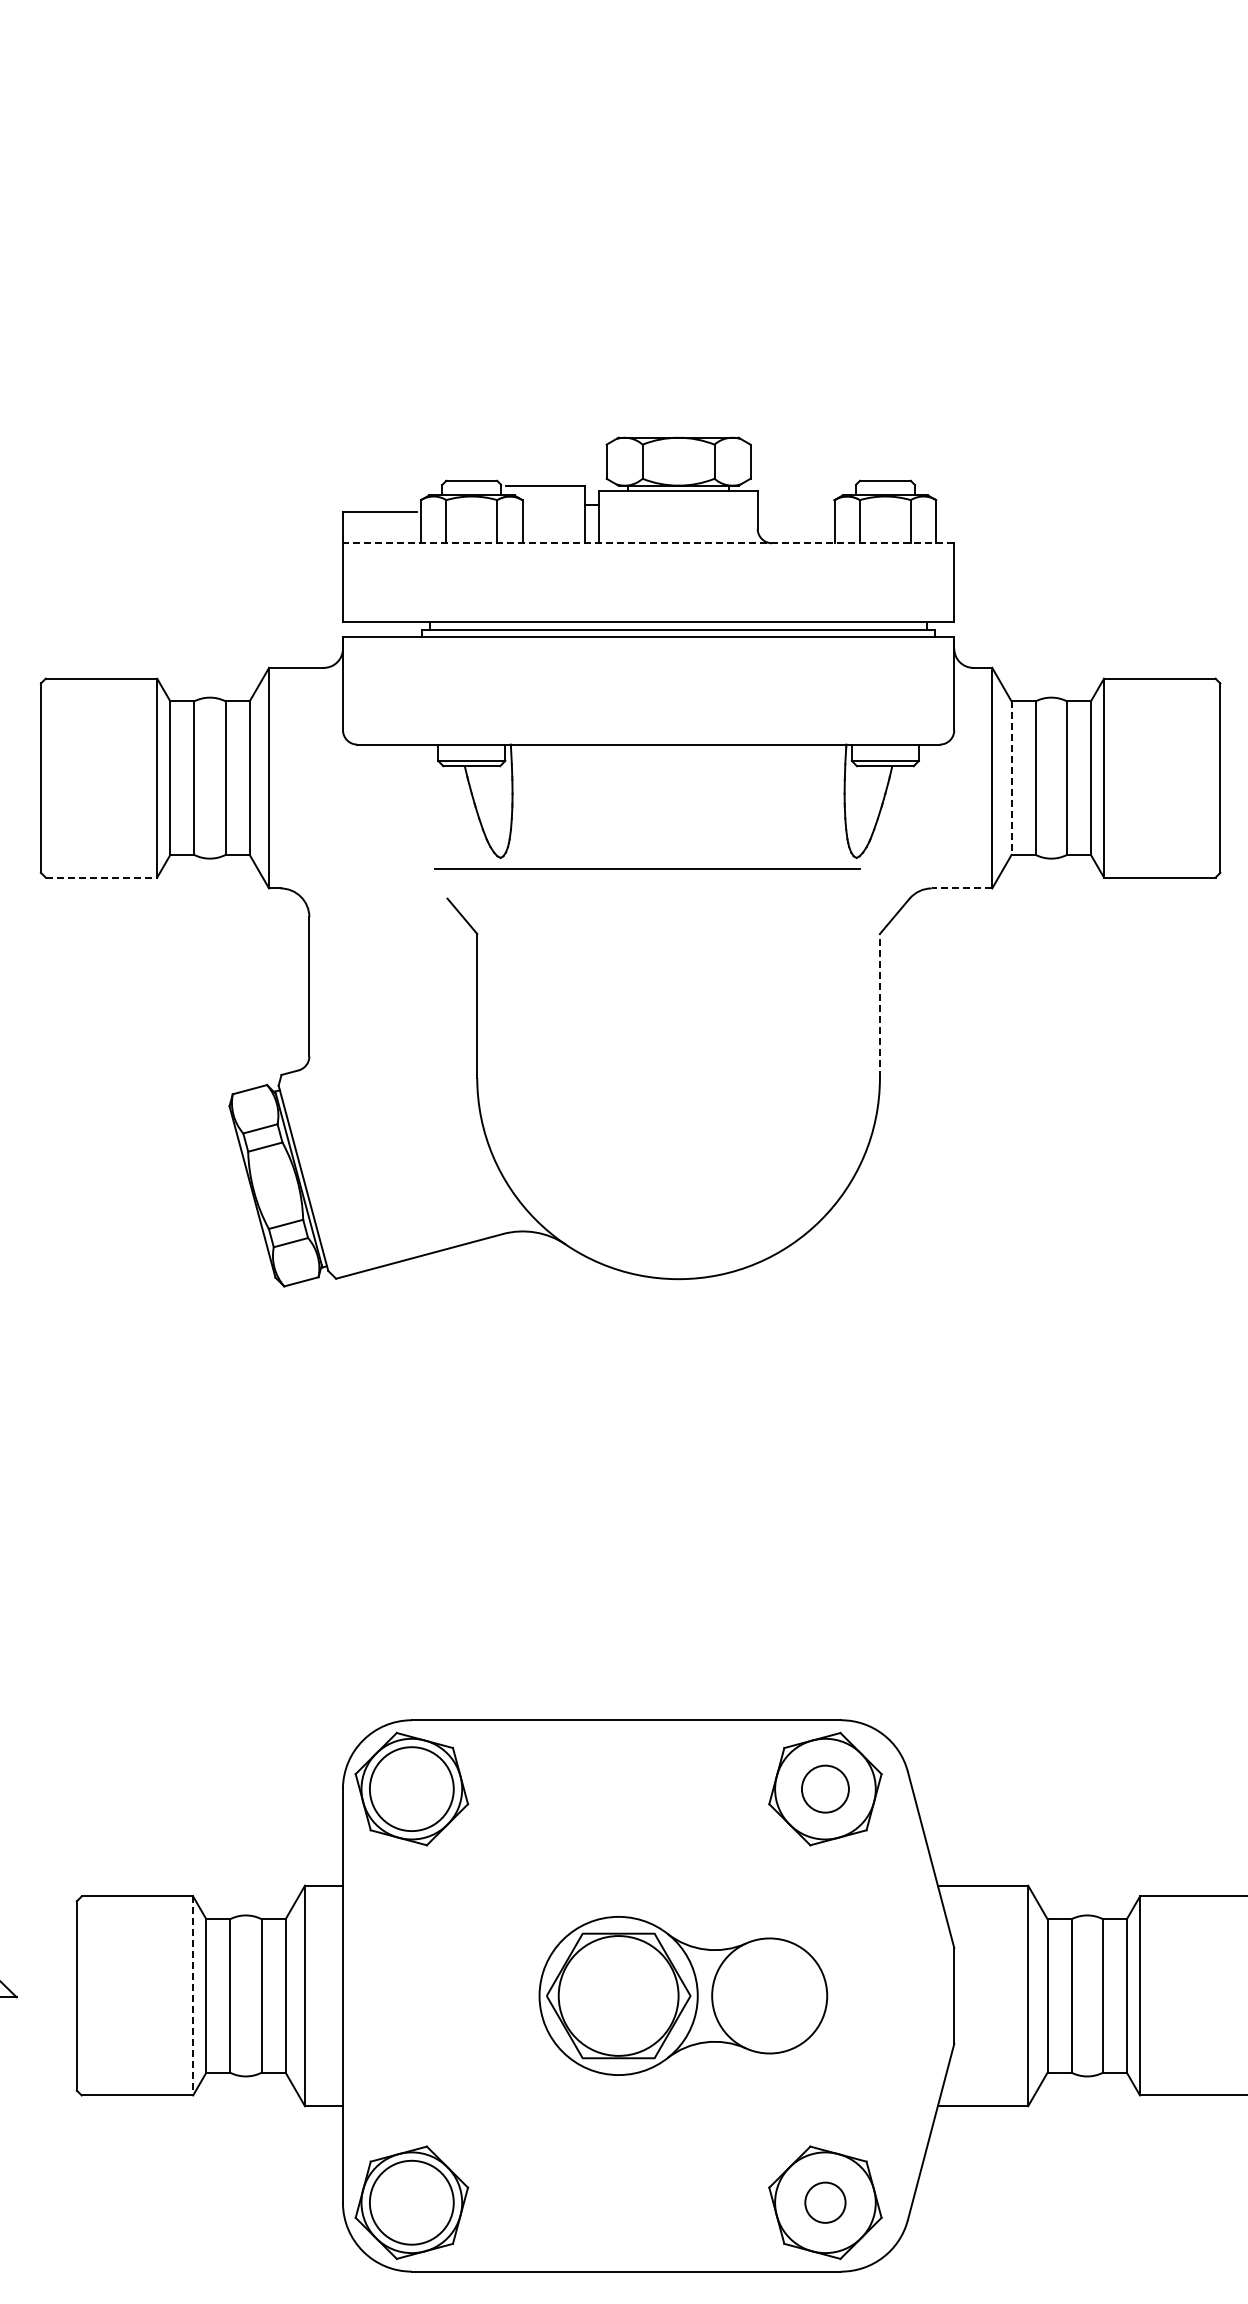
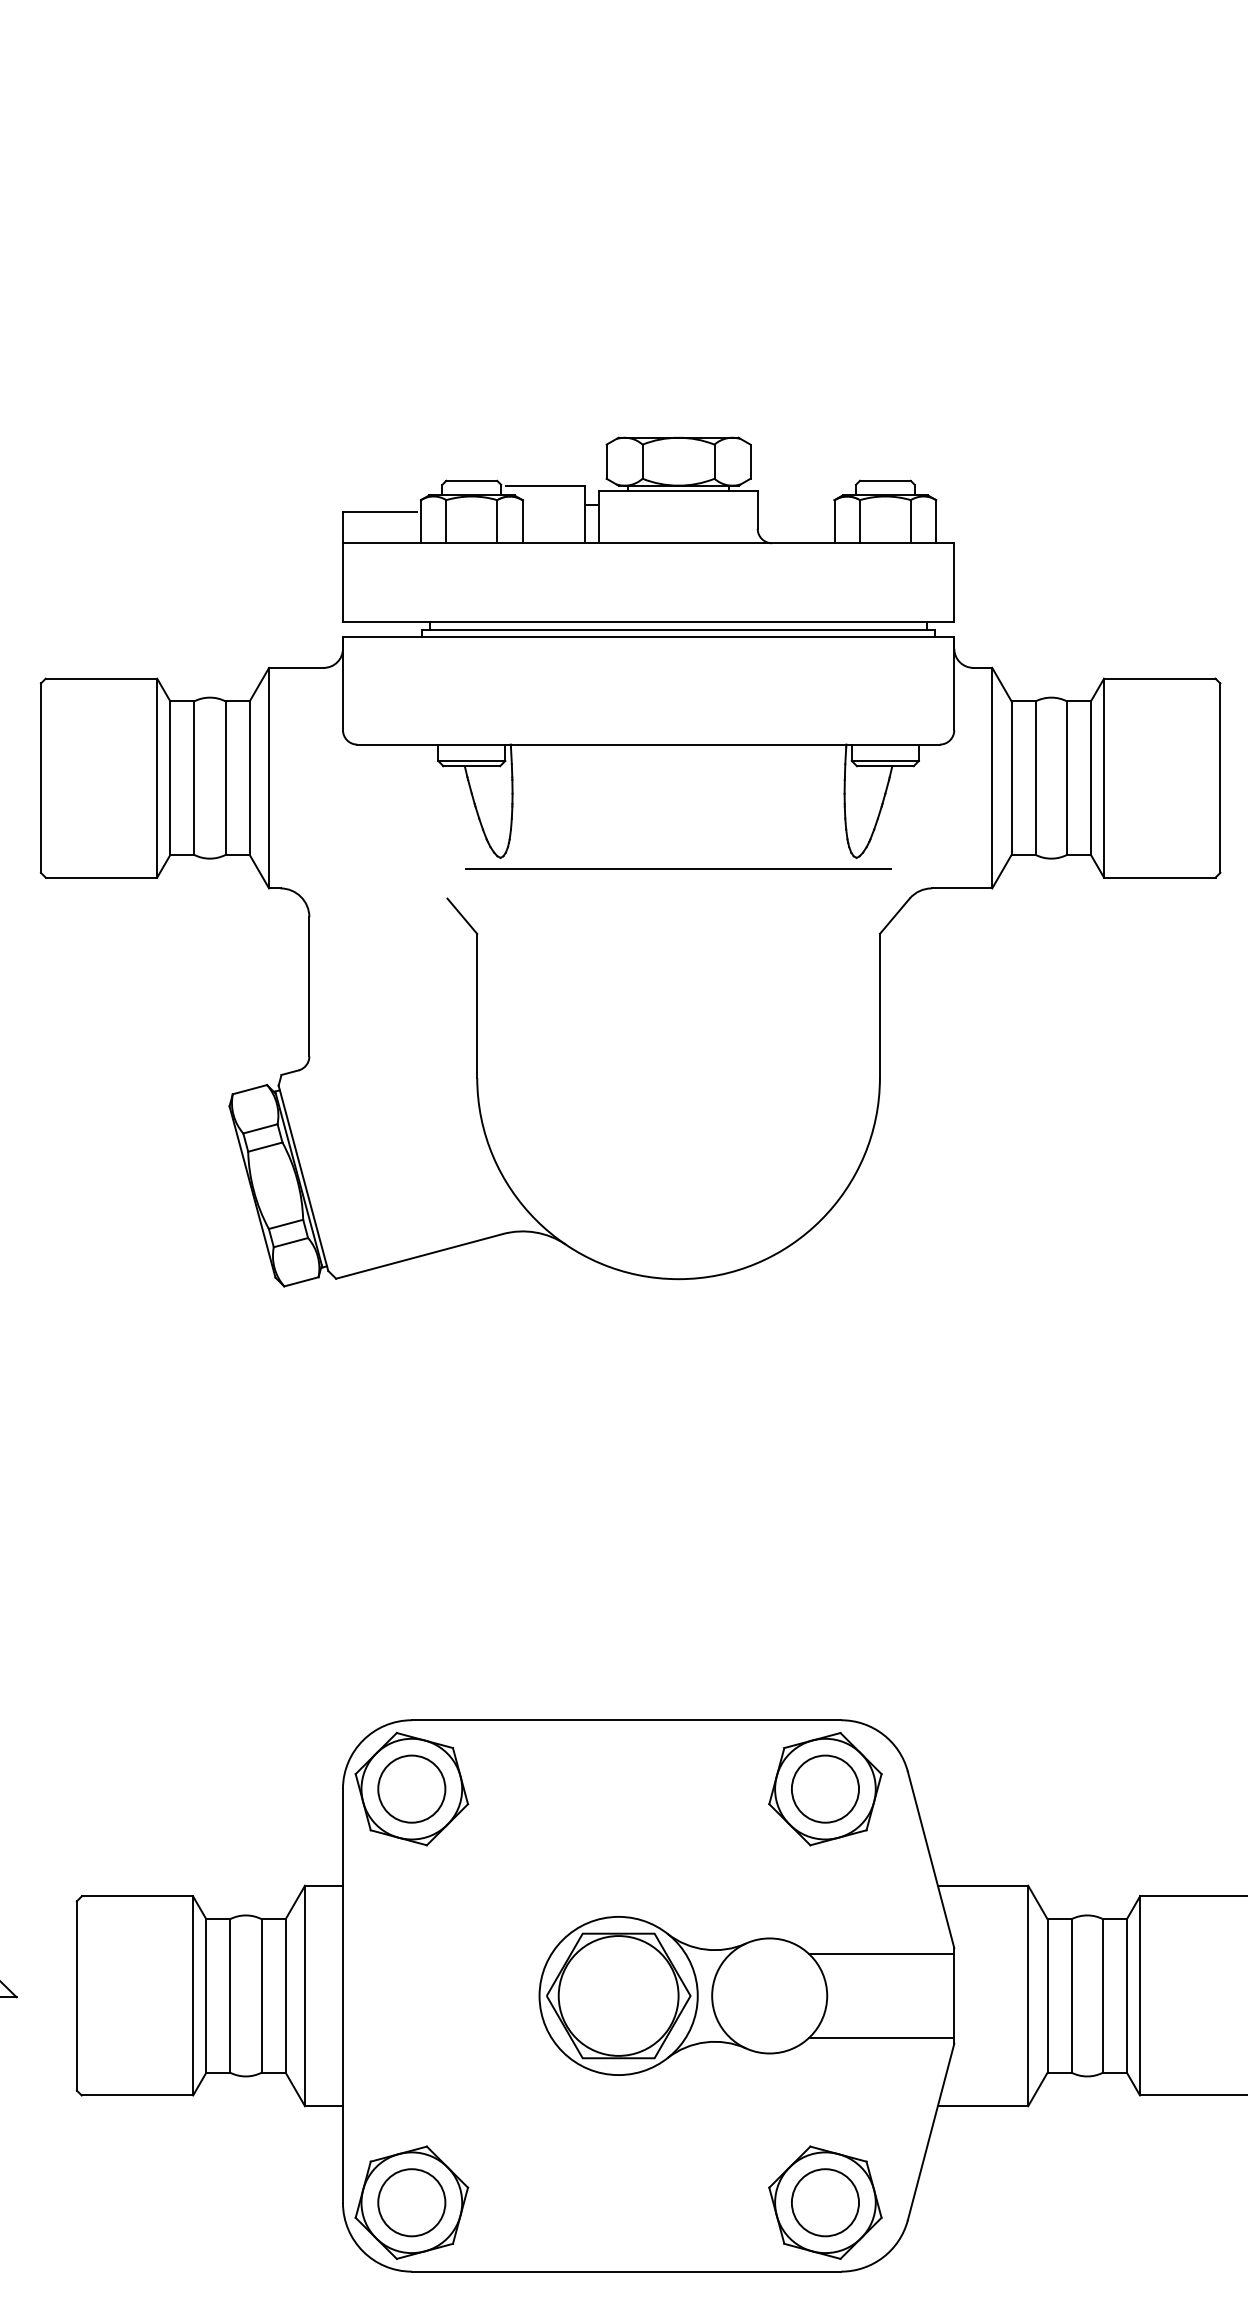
line: dashed -> solid (648, 543)
line: dashed -> solid (1011, 778)
line position: (647, 868) -> (678, 868) (678, 868)
line: dashed -> solid (101, 877)
line: dashed -> solid (961, 888)
line: dashed -> solid (879, 1005)
circle diameter: 47 px -> 67 px (825, 1788)
circle diameter: 84 px -> 67 px (411, 1788)
line: none -> present (881, 1954)
line: dashed -> solid (193, 1996)
line: none -> present (881, 2037)
circle diameter: 84 px -> 67 px (411, 2202)
circle diameter: 40 px -> 67 px (825, 2202)
